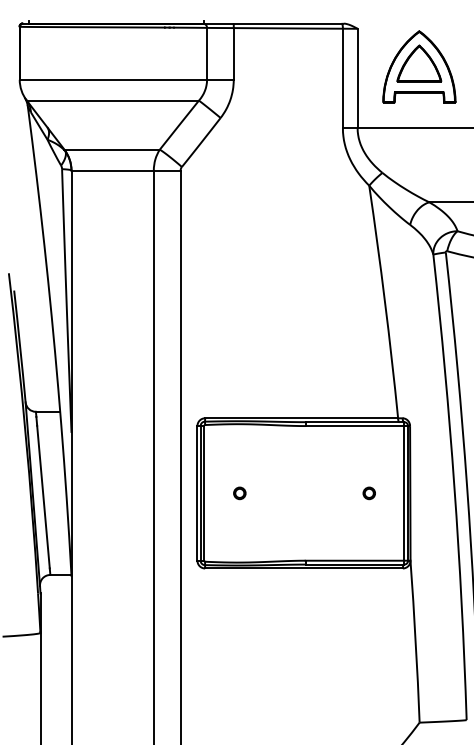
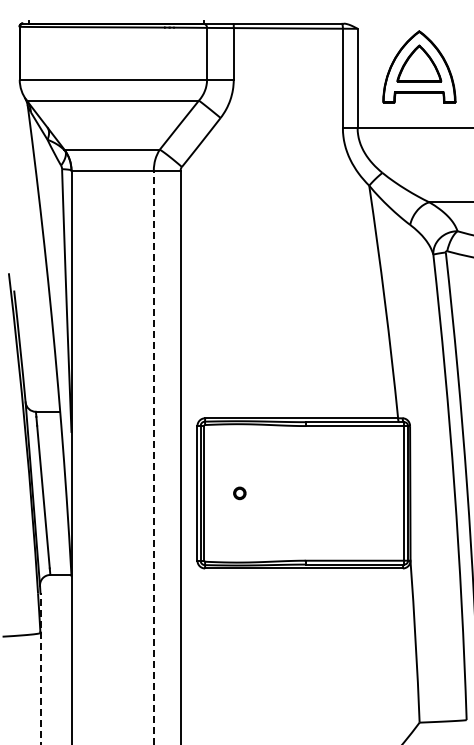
line: solid -> dashed (153, 457)
part: present -> none (368, 493)
line: solid -> dashed (40, 668)
